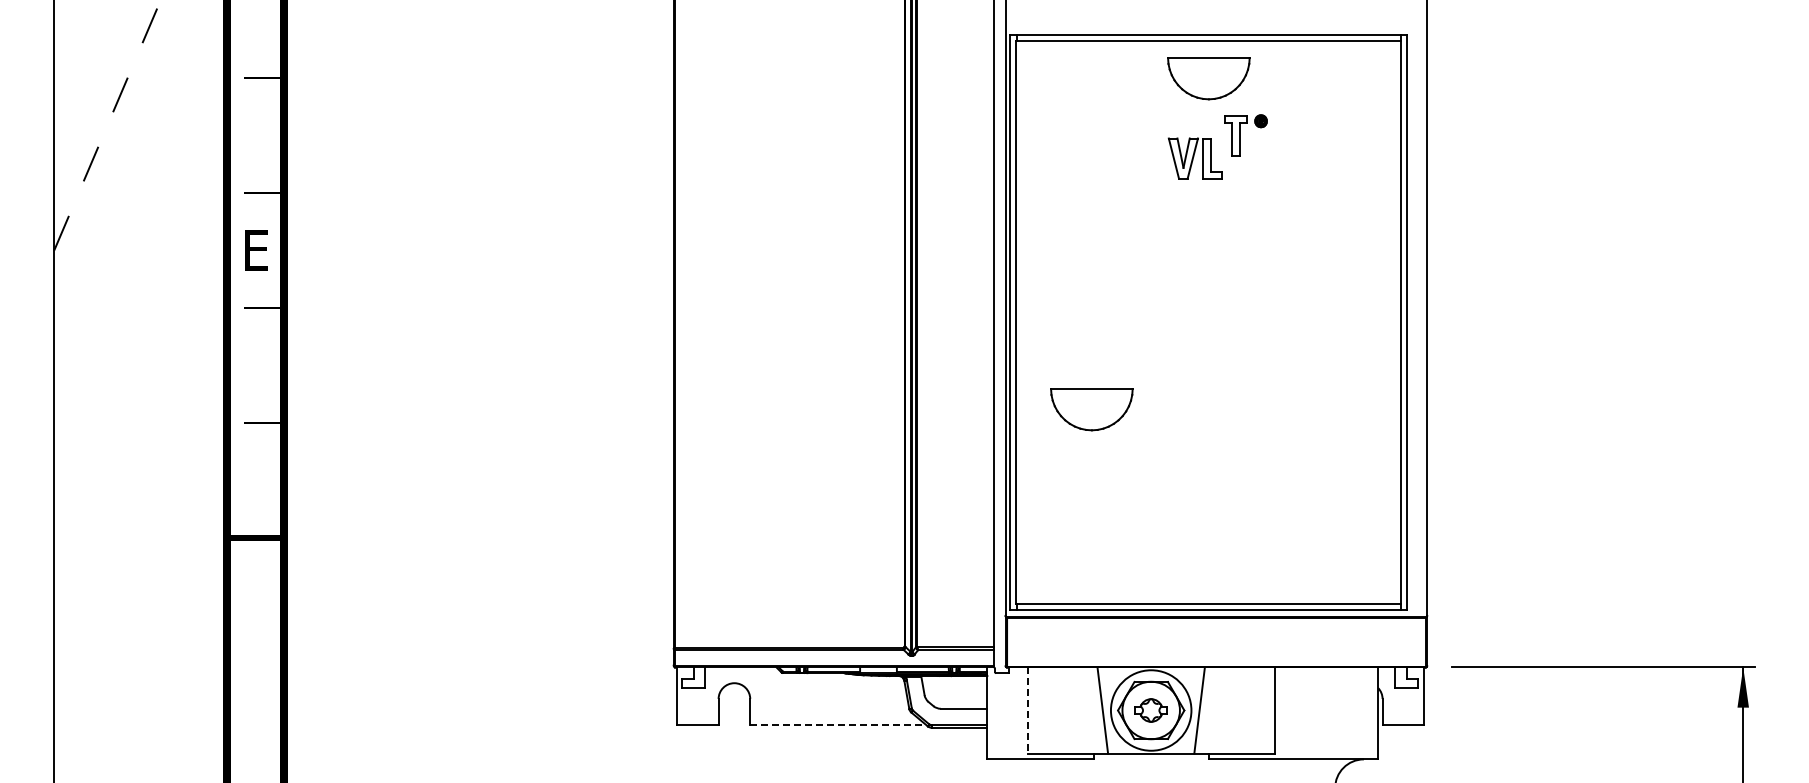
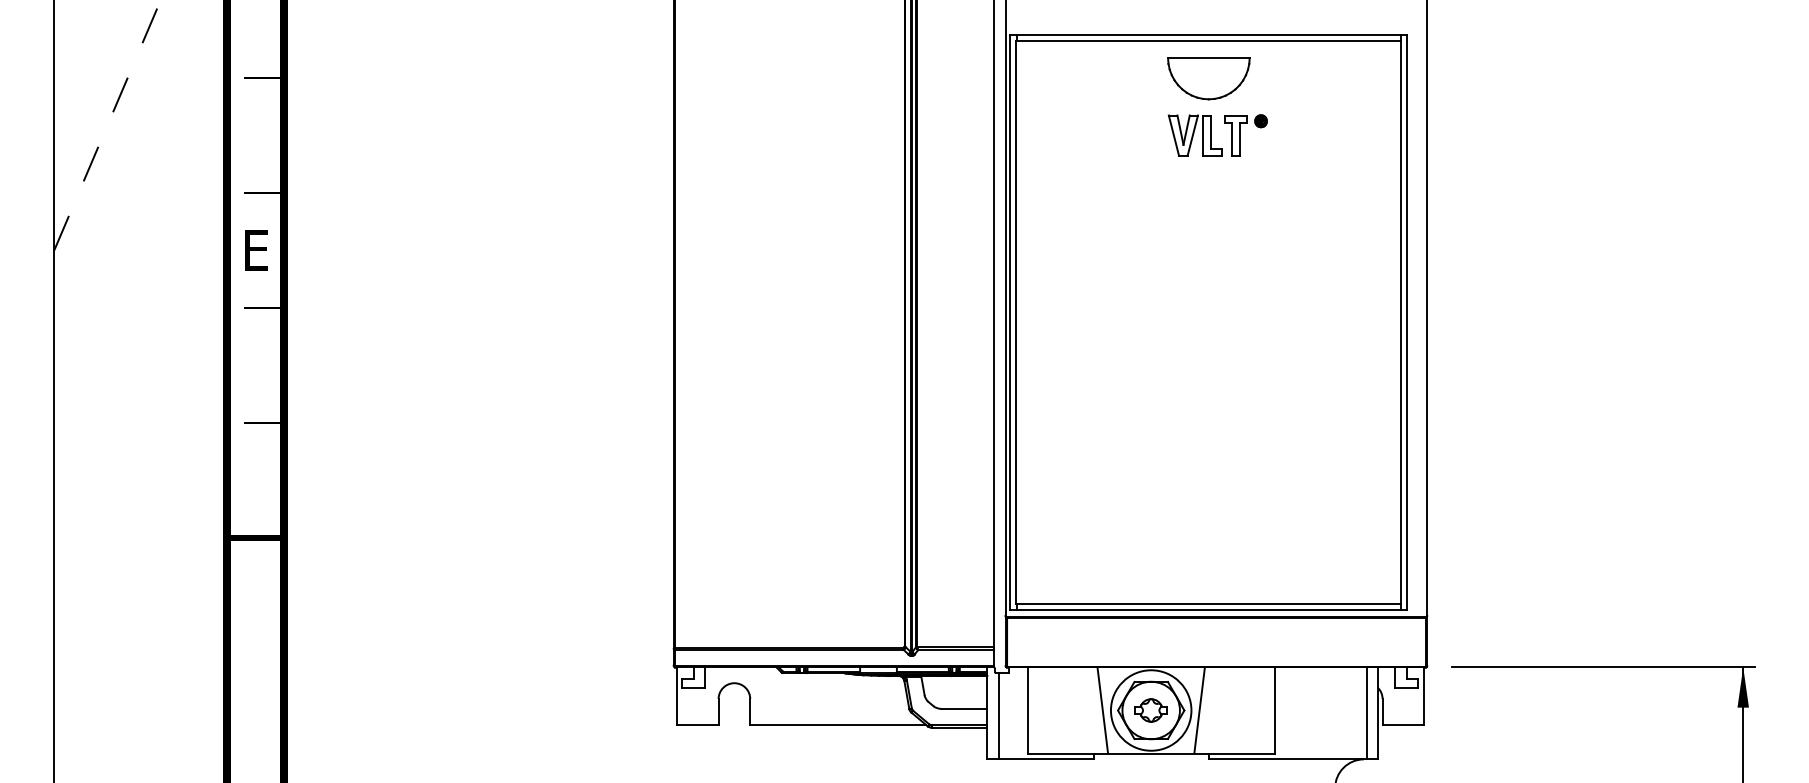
part position: (1194, 158) -> (1194, 135) (1194, 135)
part: present -> none (1091, 409)
line: dashed -> solid (1027, 711)
line: none -> present (1366, 713)
line: none -> present (998, 716)
line: dashed -> solid (838, 724)
